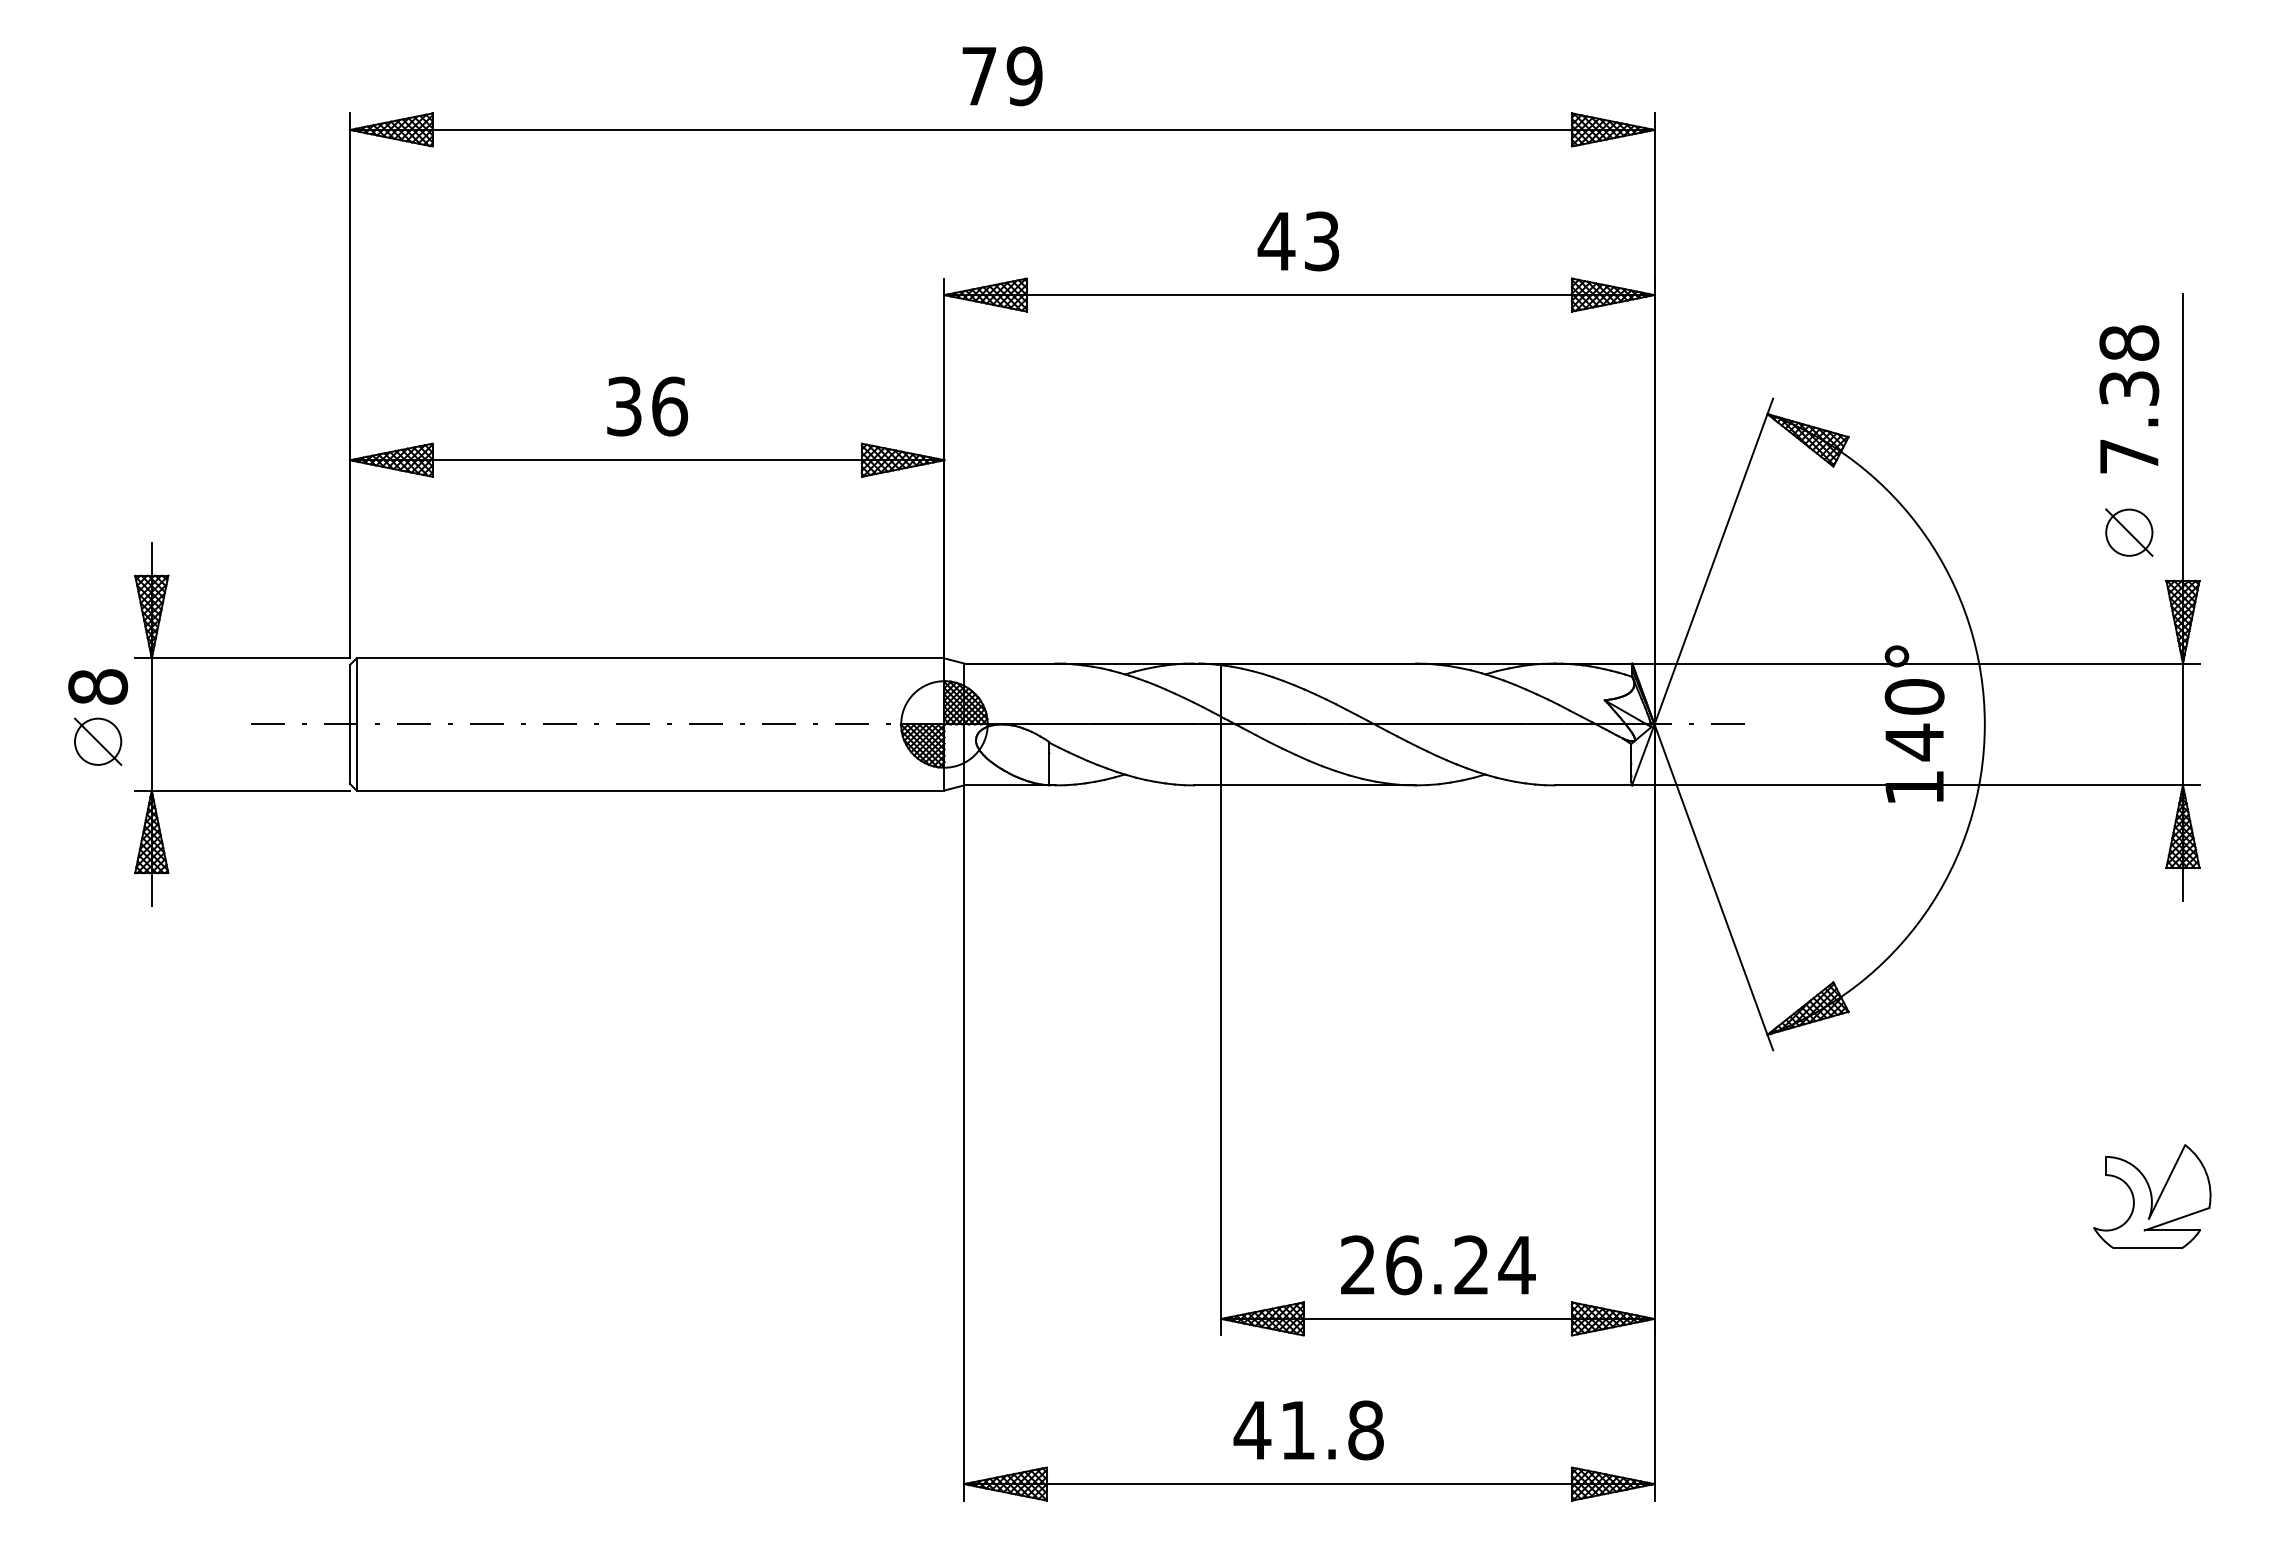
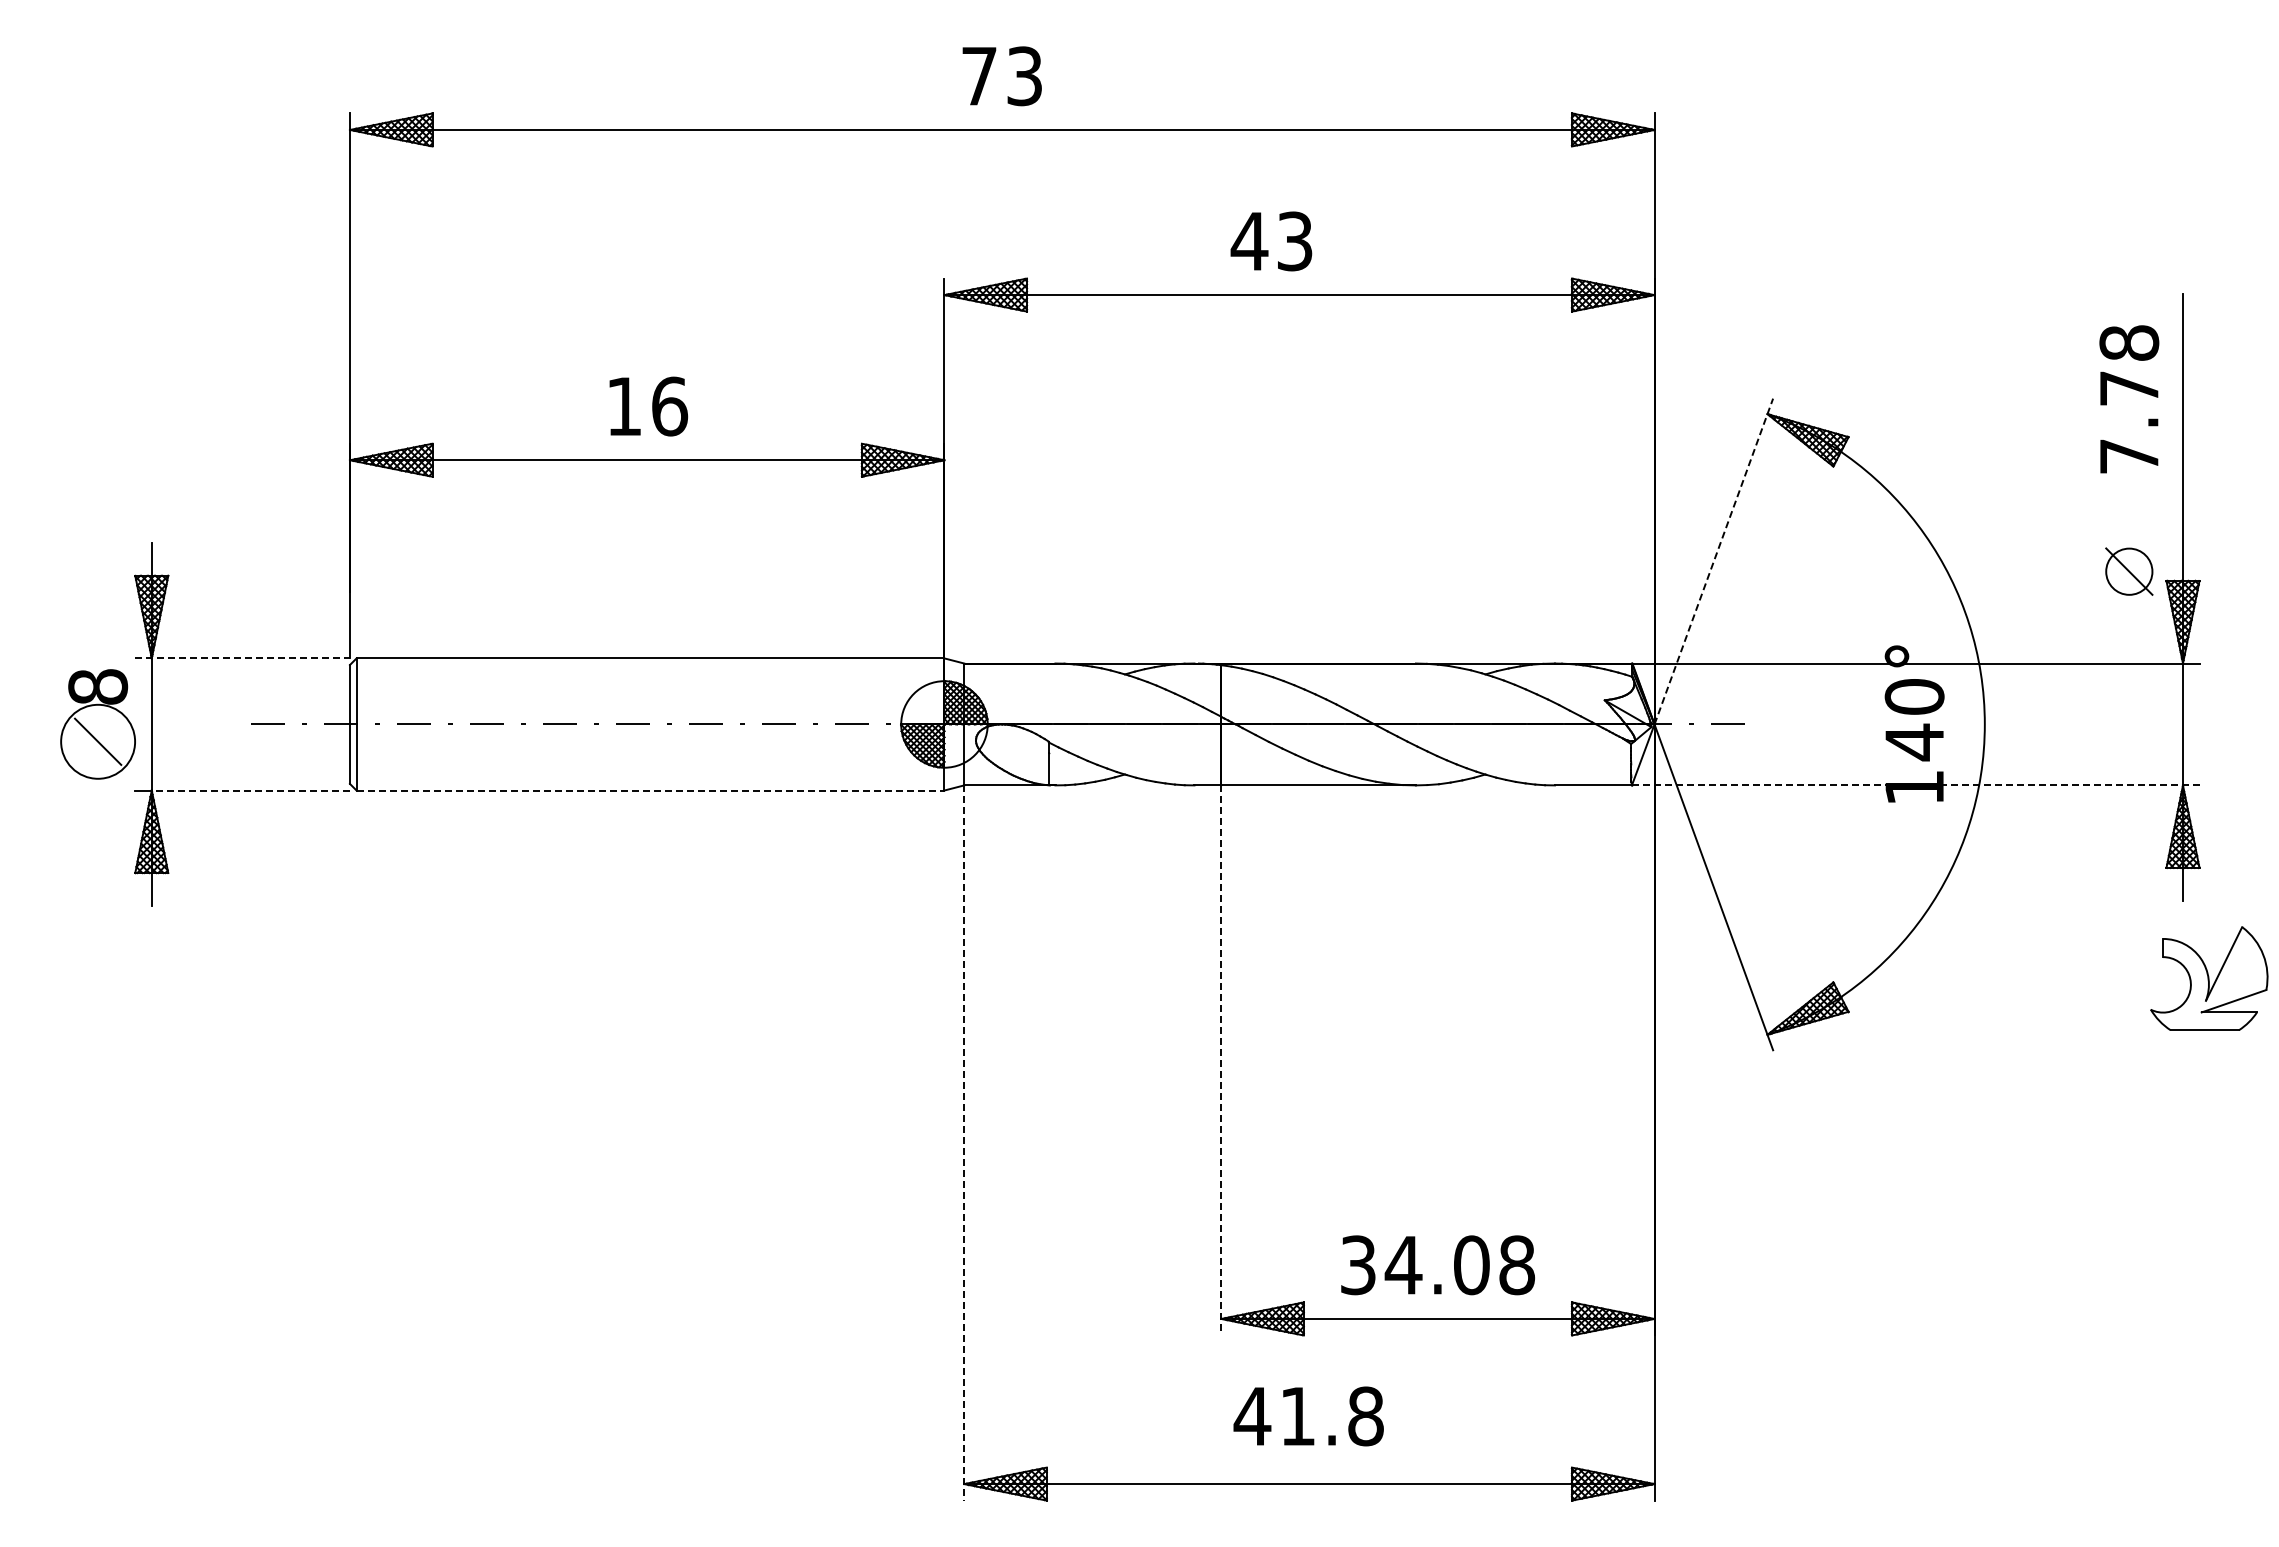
text: 79 -> 73 (1024, 76)
text position: (1298, 241) -> (1271, 241) (1271, 241)
text: 7.38 -> 7.78 (2129, 388)
text: 36 -> 16 (624, 406)
part position: (2129, 532) -> (2129, 571) (2129, 571)
line: solid -> dashed (1714, 561)
line: solid -> dashed (243, 658)
circle diameter: 46 px -> 74 px (98, 741)
line: solid -> dashed (1915, 785)
line: solid -> dashed (250, 790)
line: solid -> dashed (650, 790)
line: solid -> dashed (1221, 1060)
line: solid -> dashed (964, 1143)
part position: (2152, 1196) -> (2209, 978) (2209, 978)
text: 26.24 -> 34.08 (1438, 1265)
text position: (1308, 1430) -> (1308, 1416) (1308, 1416)
